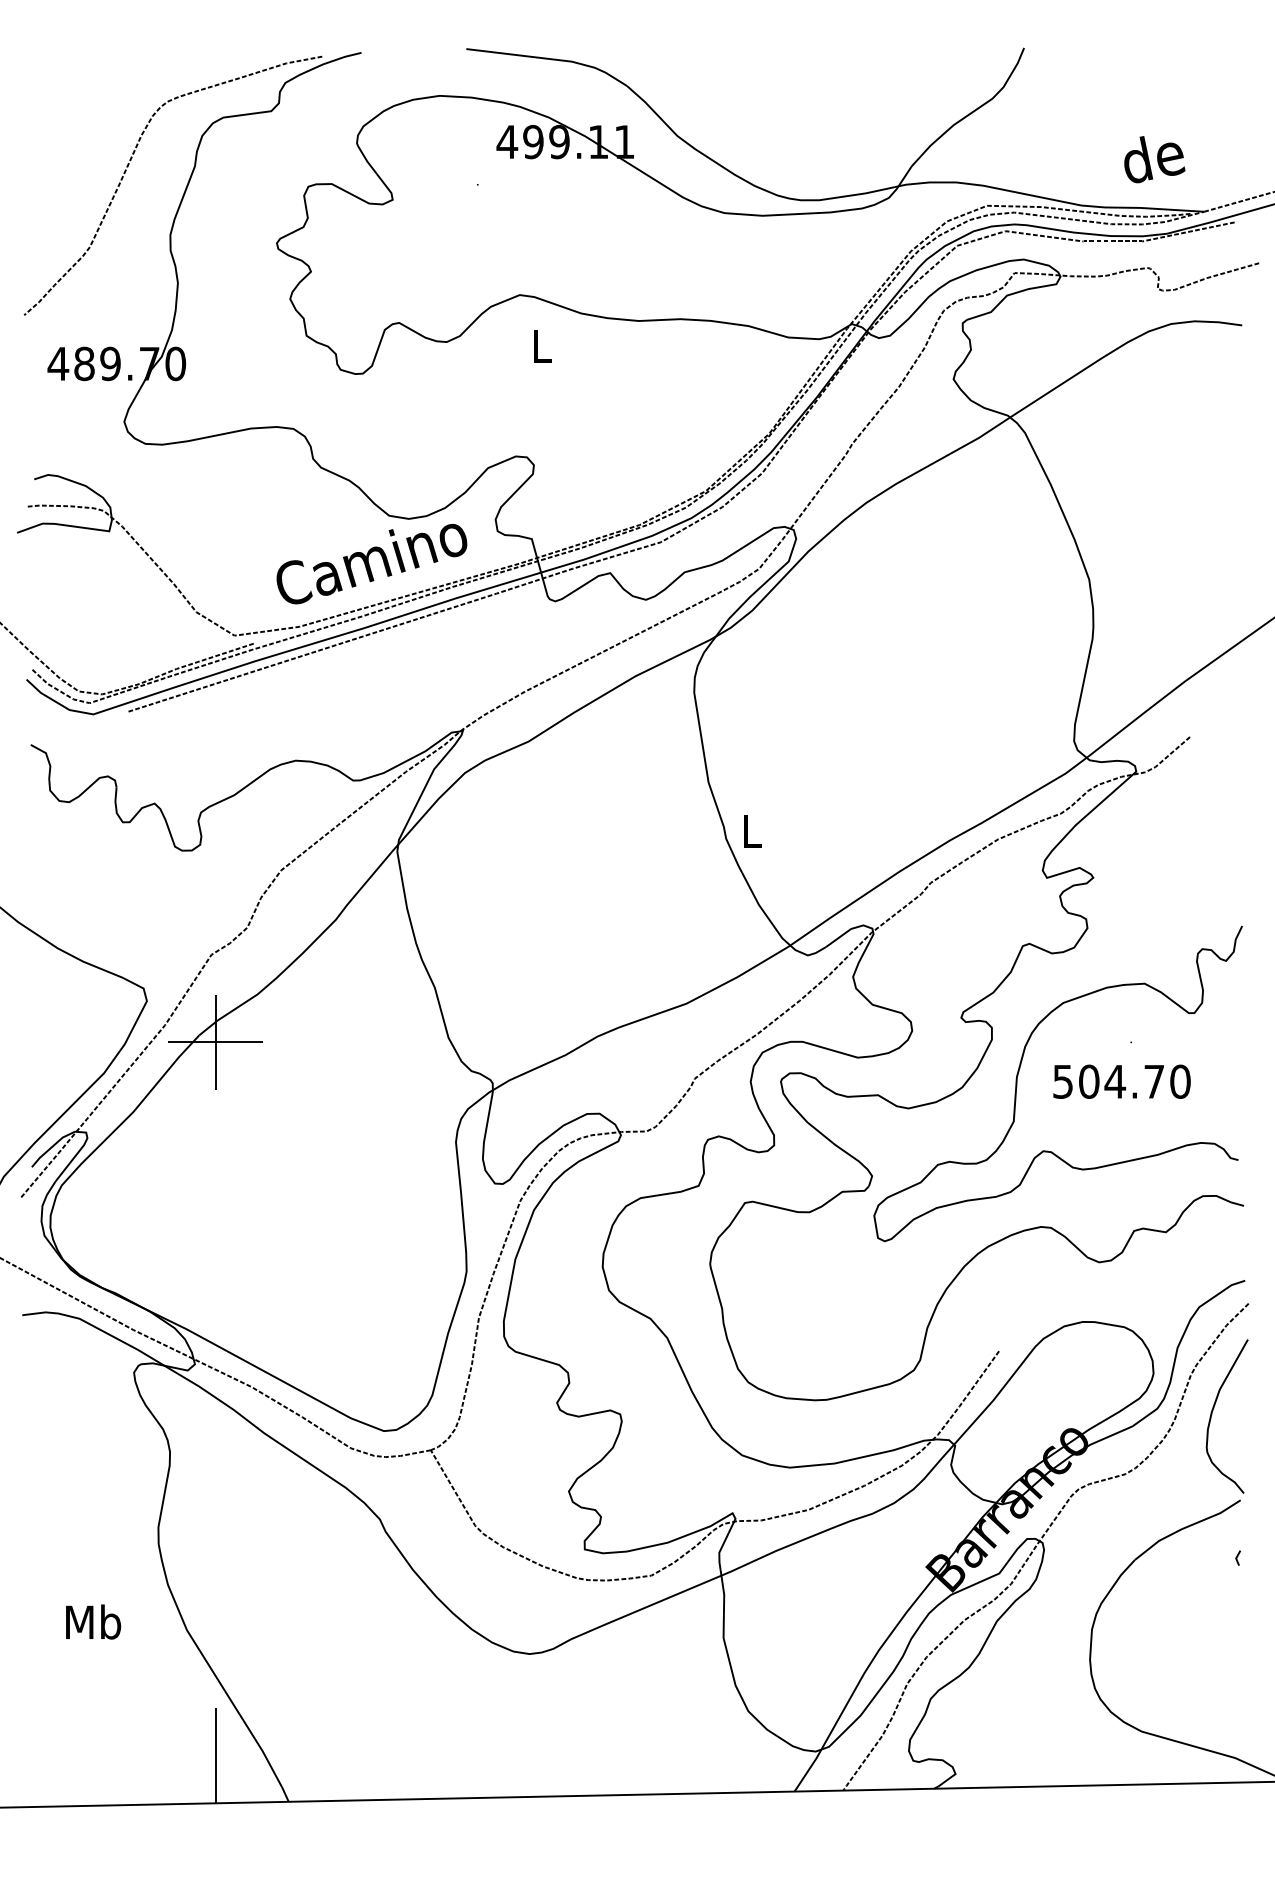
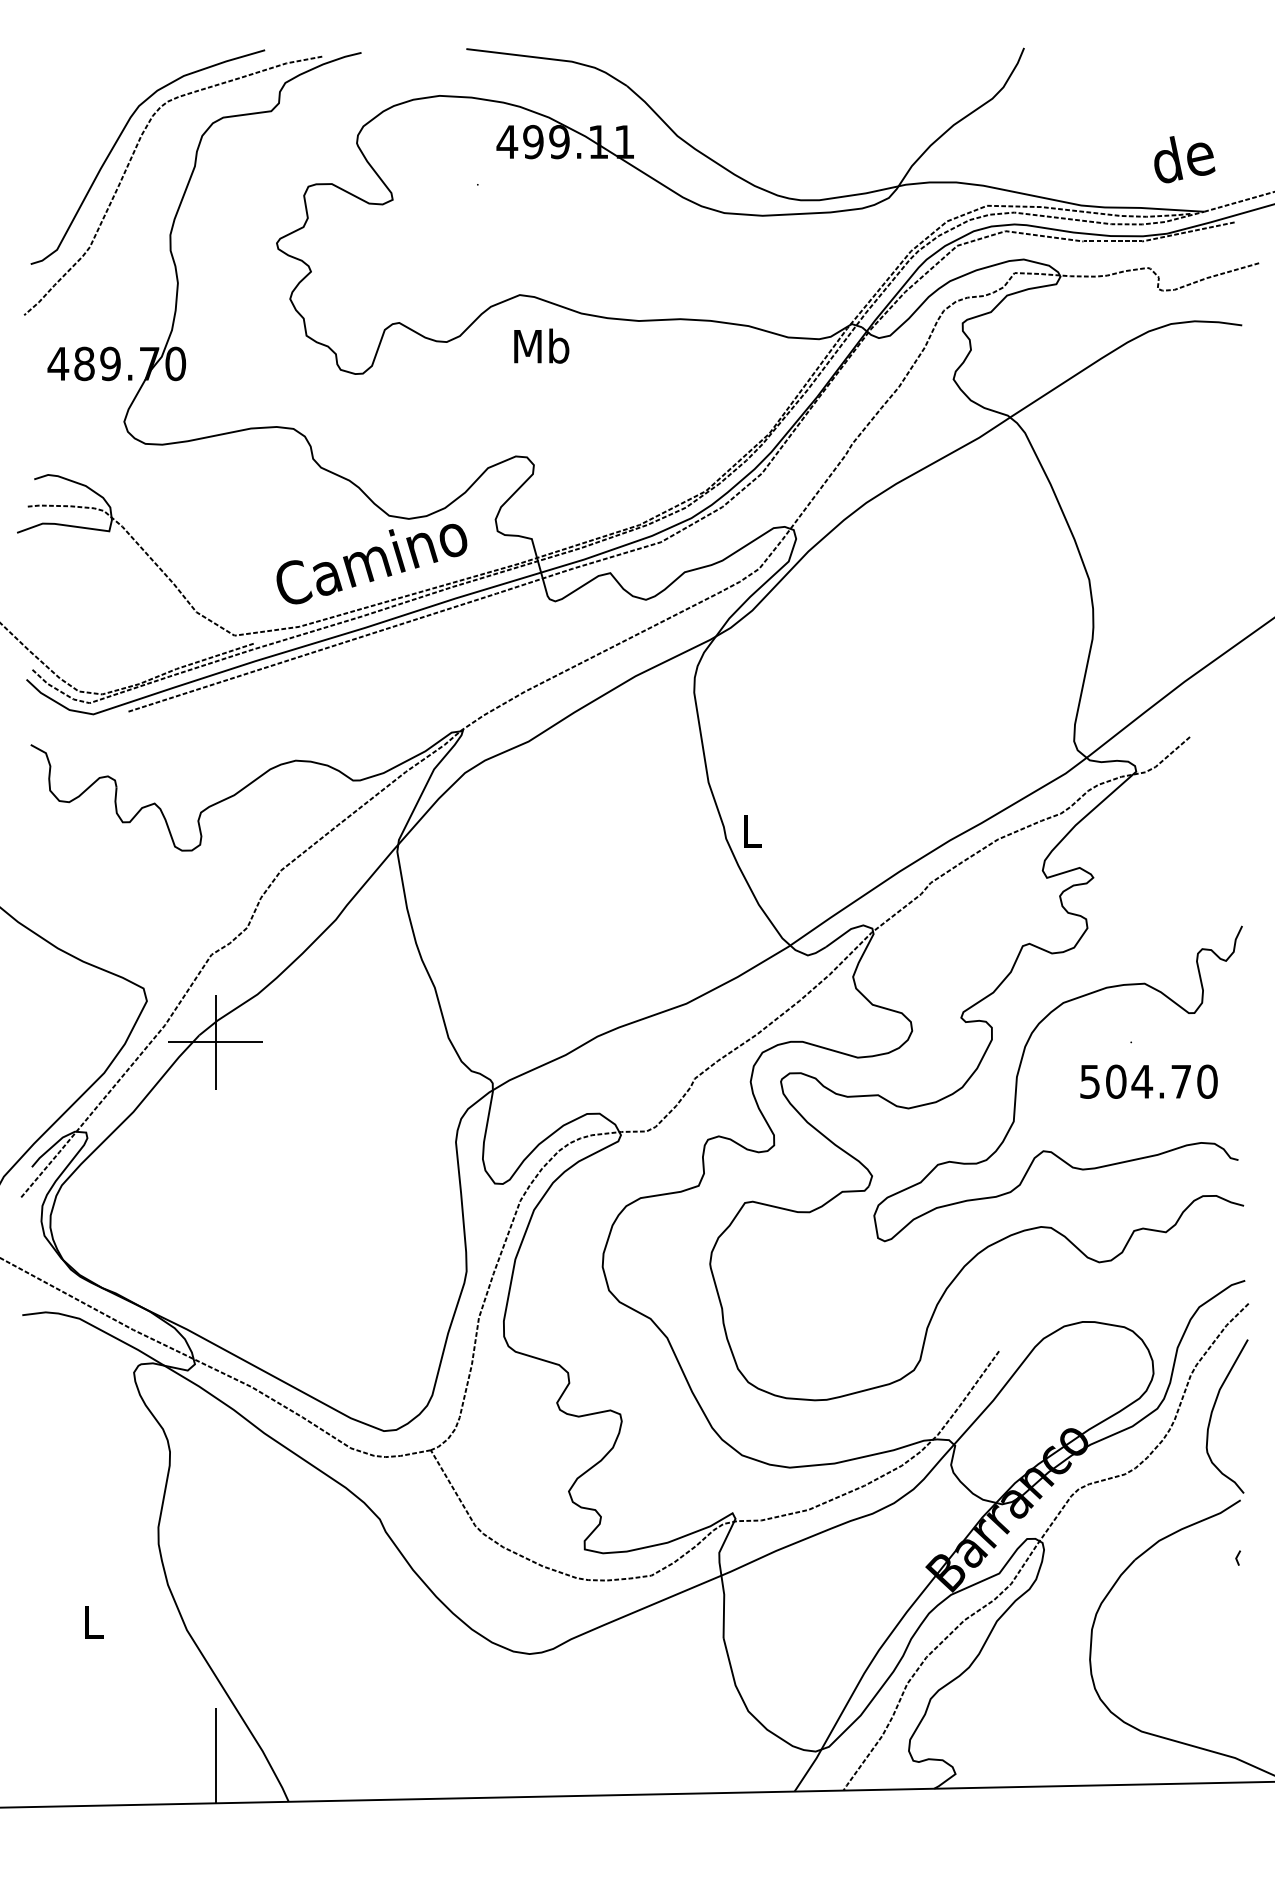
curve: none -> present (117, 142)
text position: (1154, 159) -> (1184, 159) (1184, 159)
text: L -> Mb (541, 345)
text position: (1121, 1081) -> (1148, 1081) (1148, 1081)
text: Mb -> L (93, 1621)
